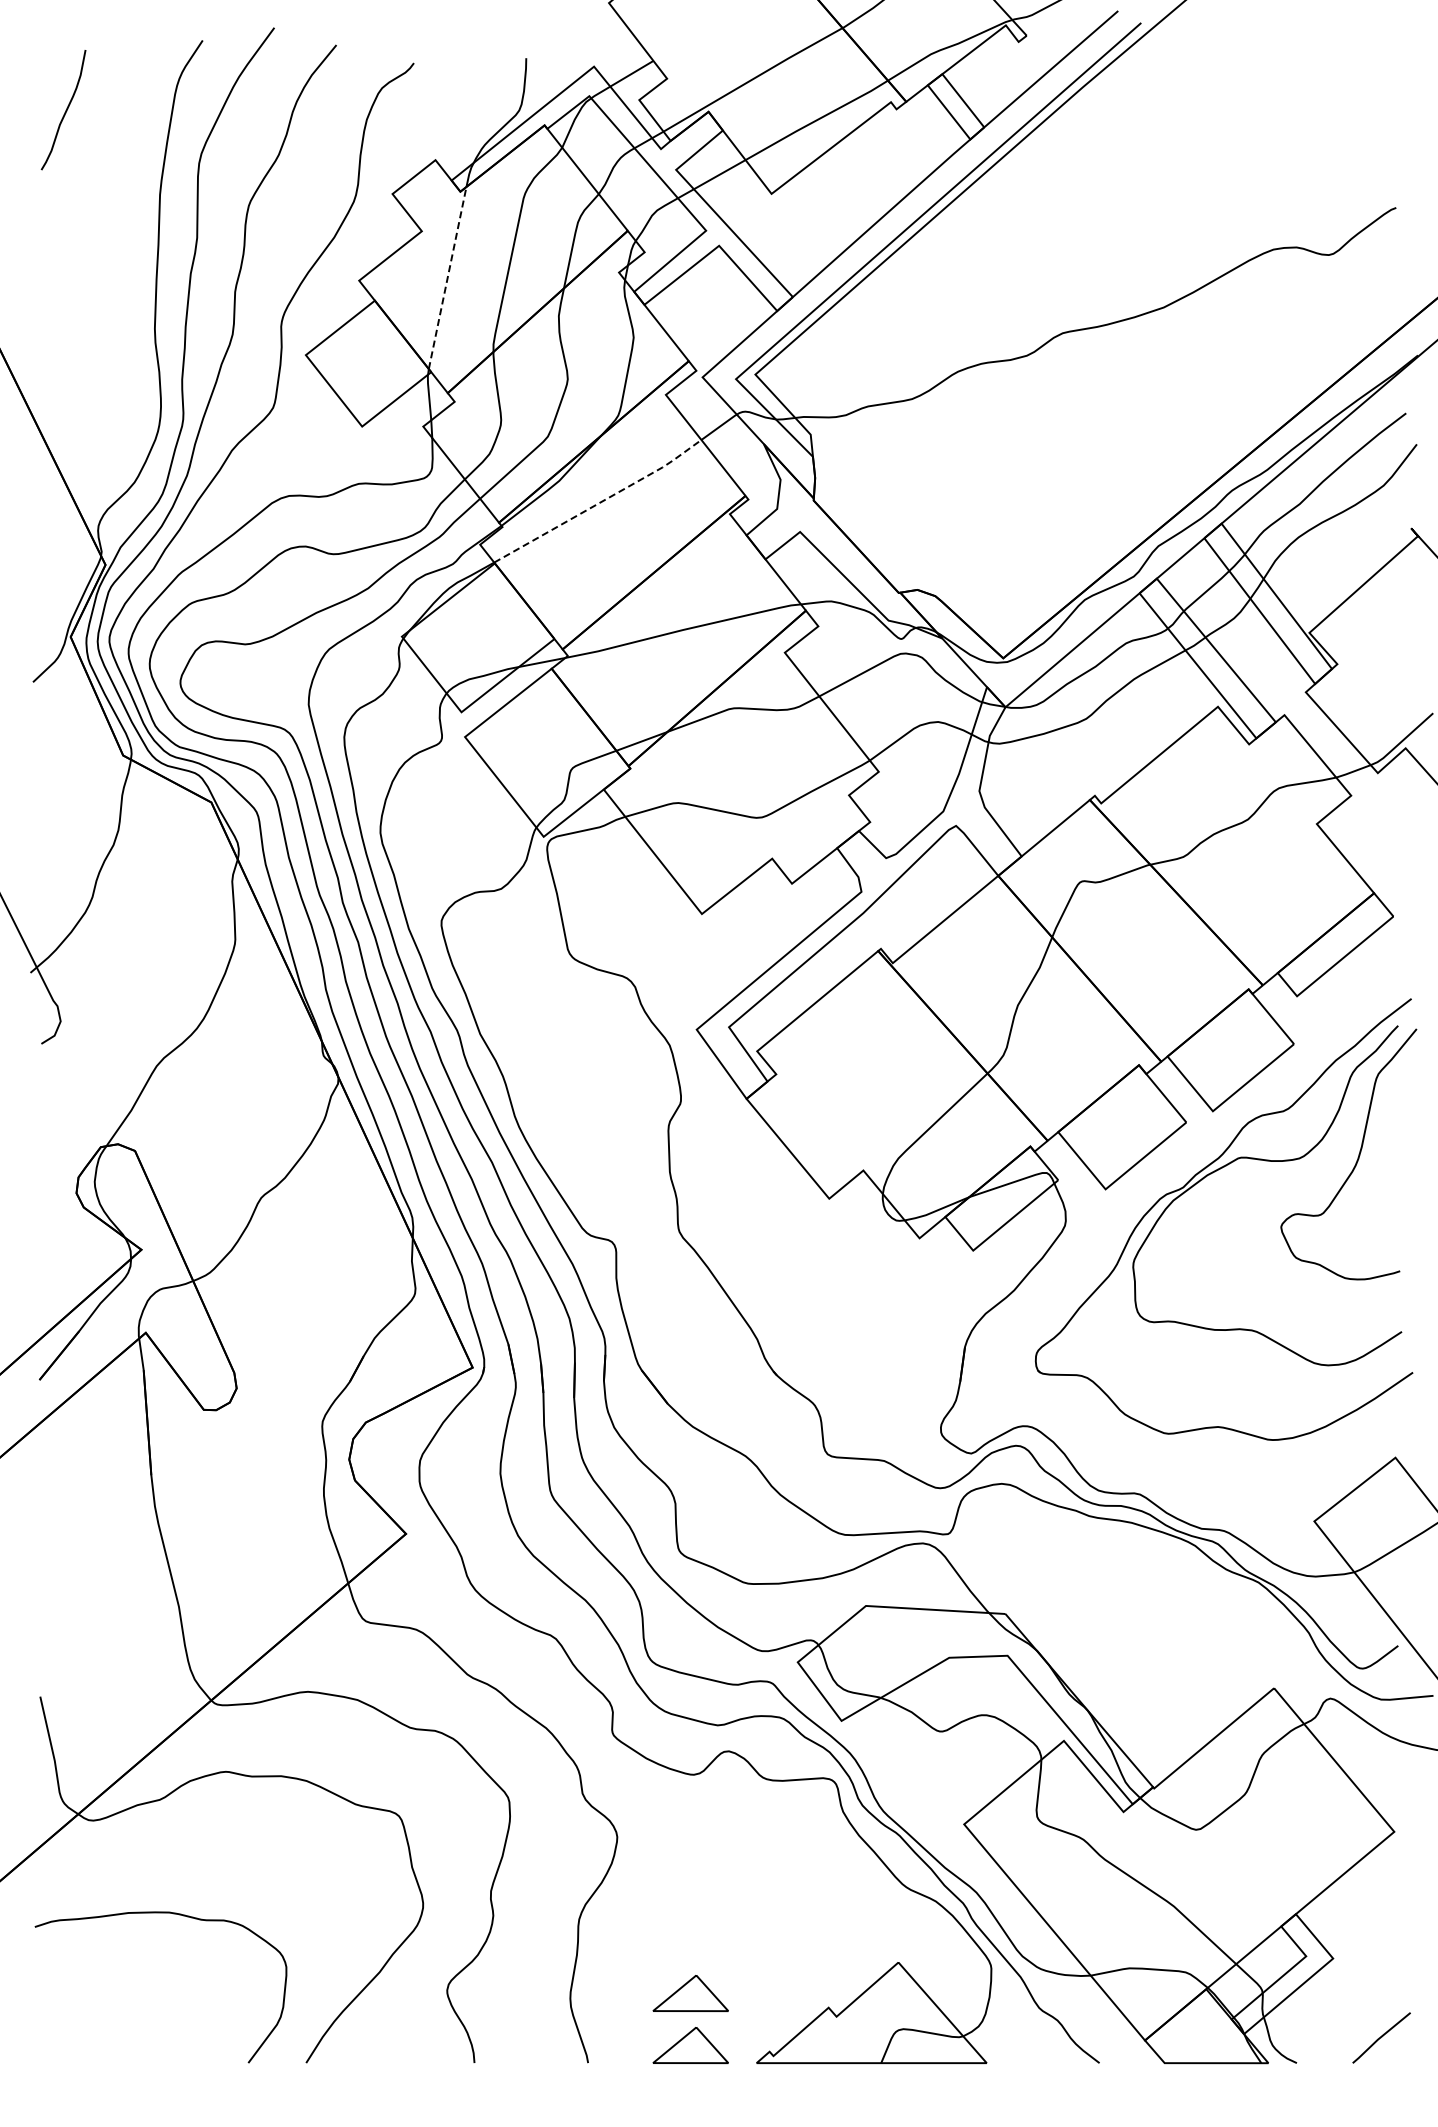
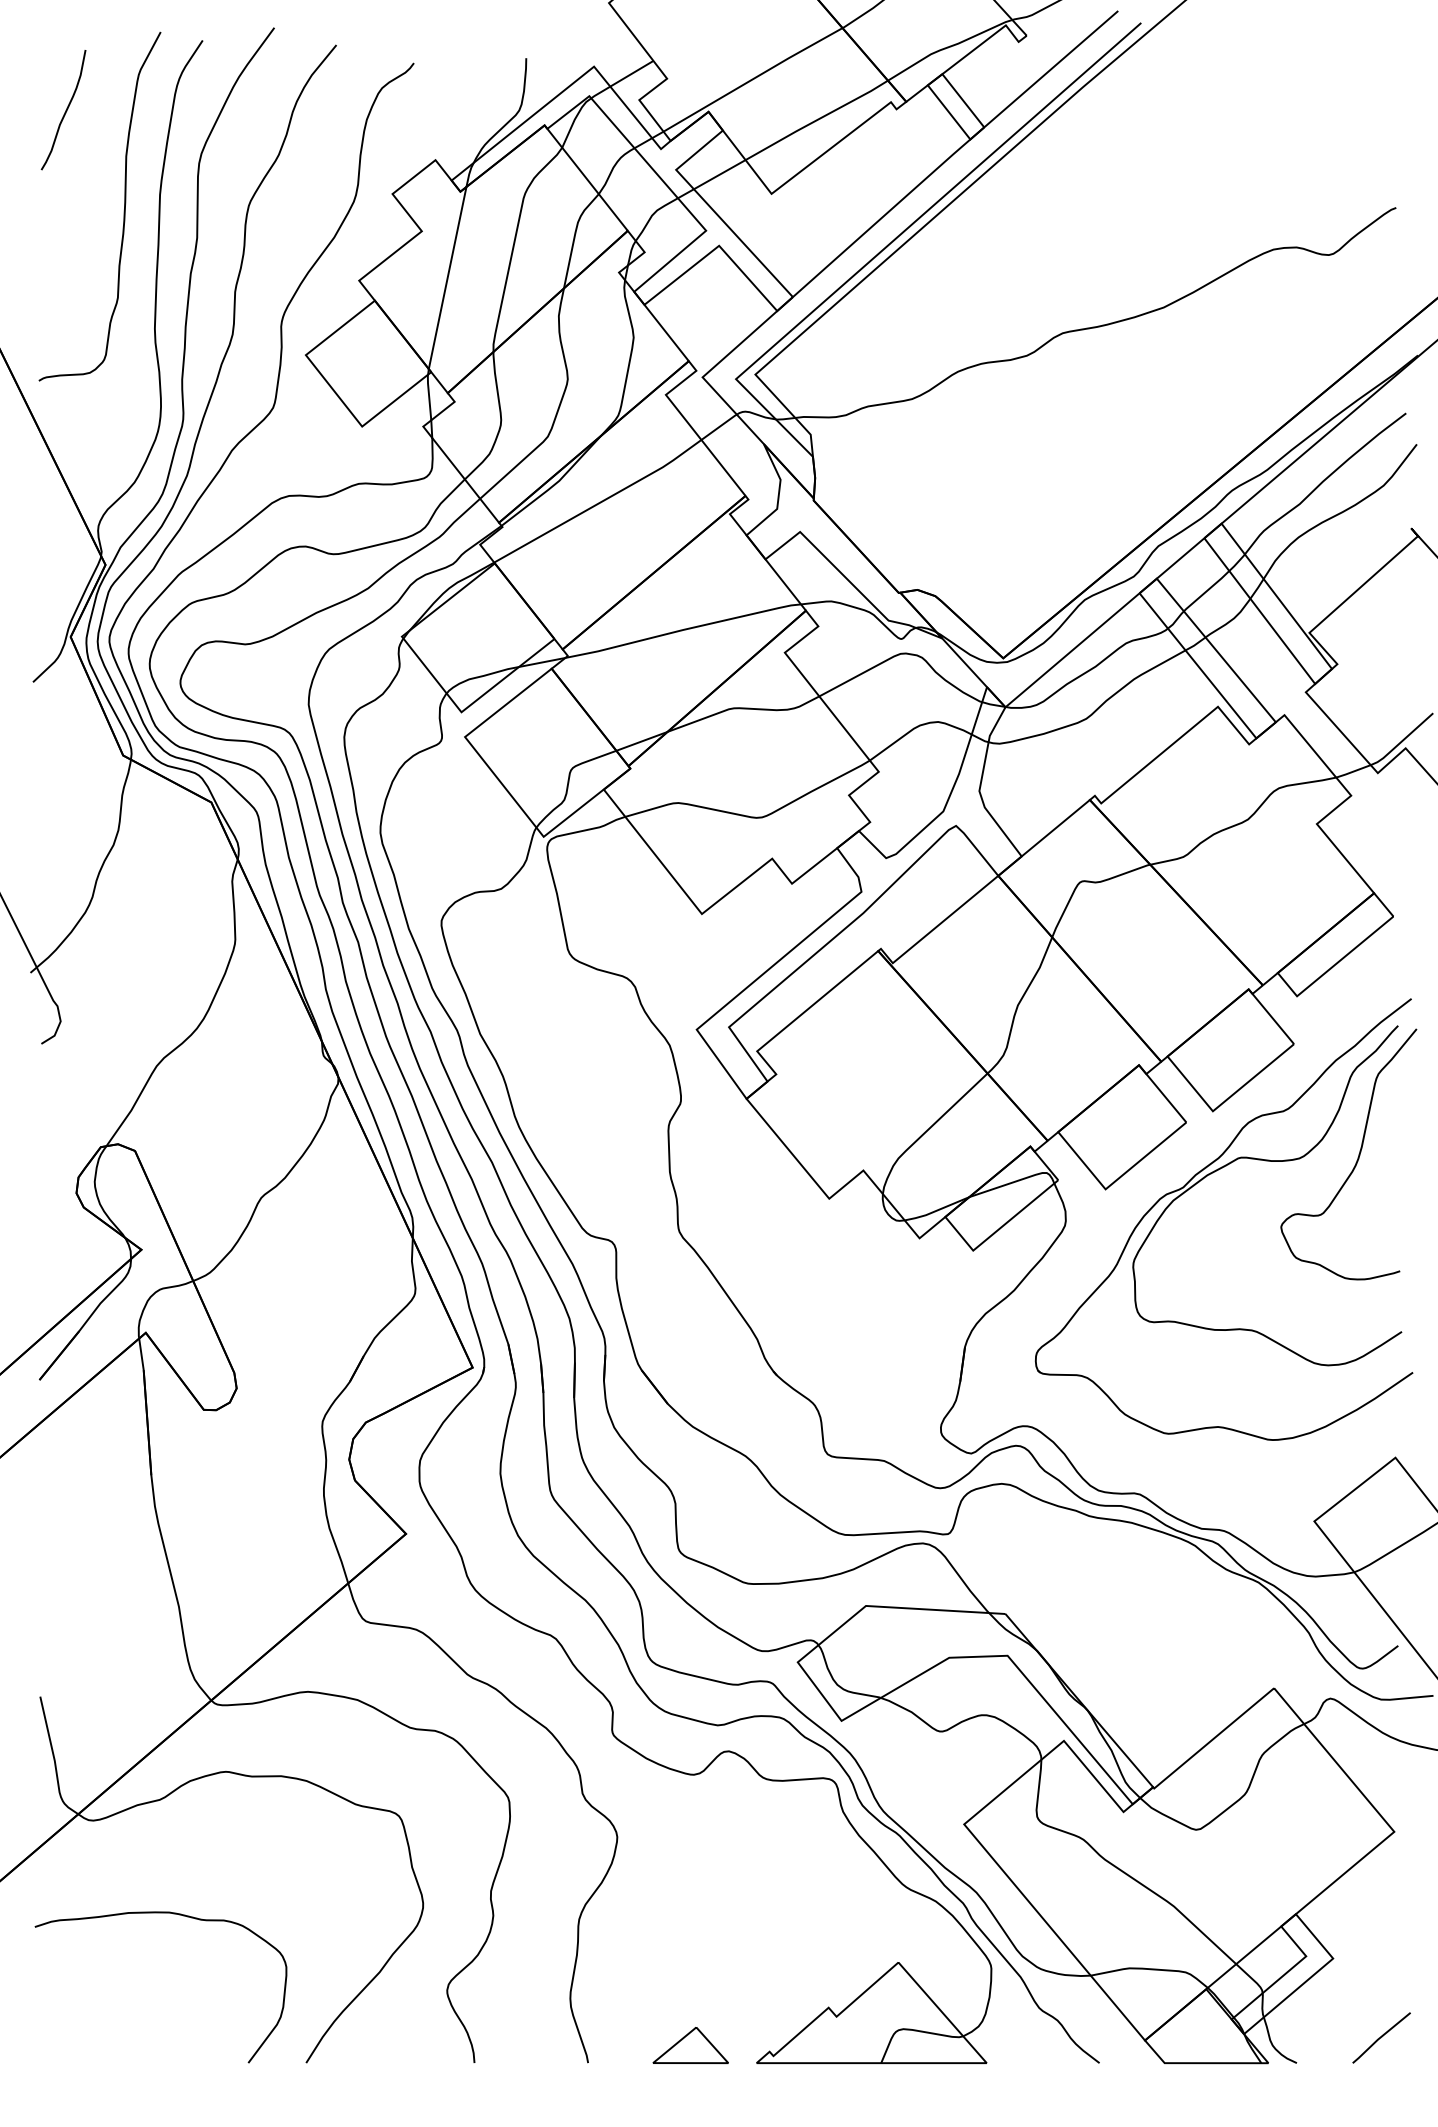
curve: none -> present (123, 210)
line: dashed -> solid (447, 278)
line: dashed -> solid (600, 502)
part: present -> none (690, 1993)
